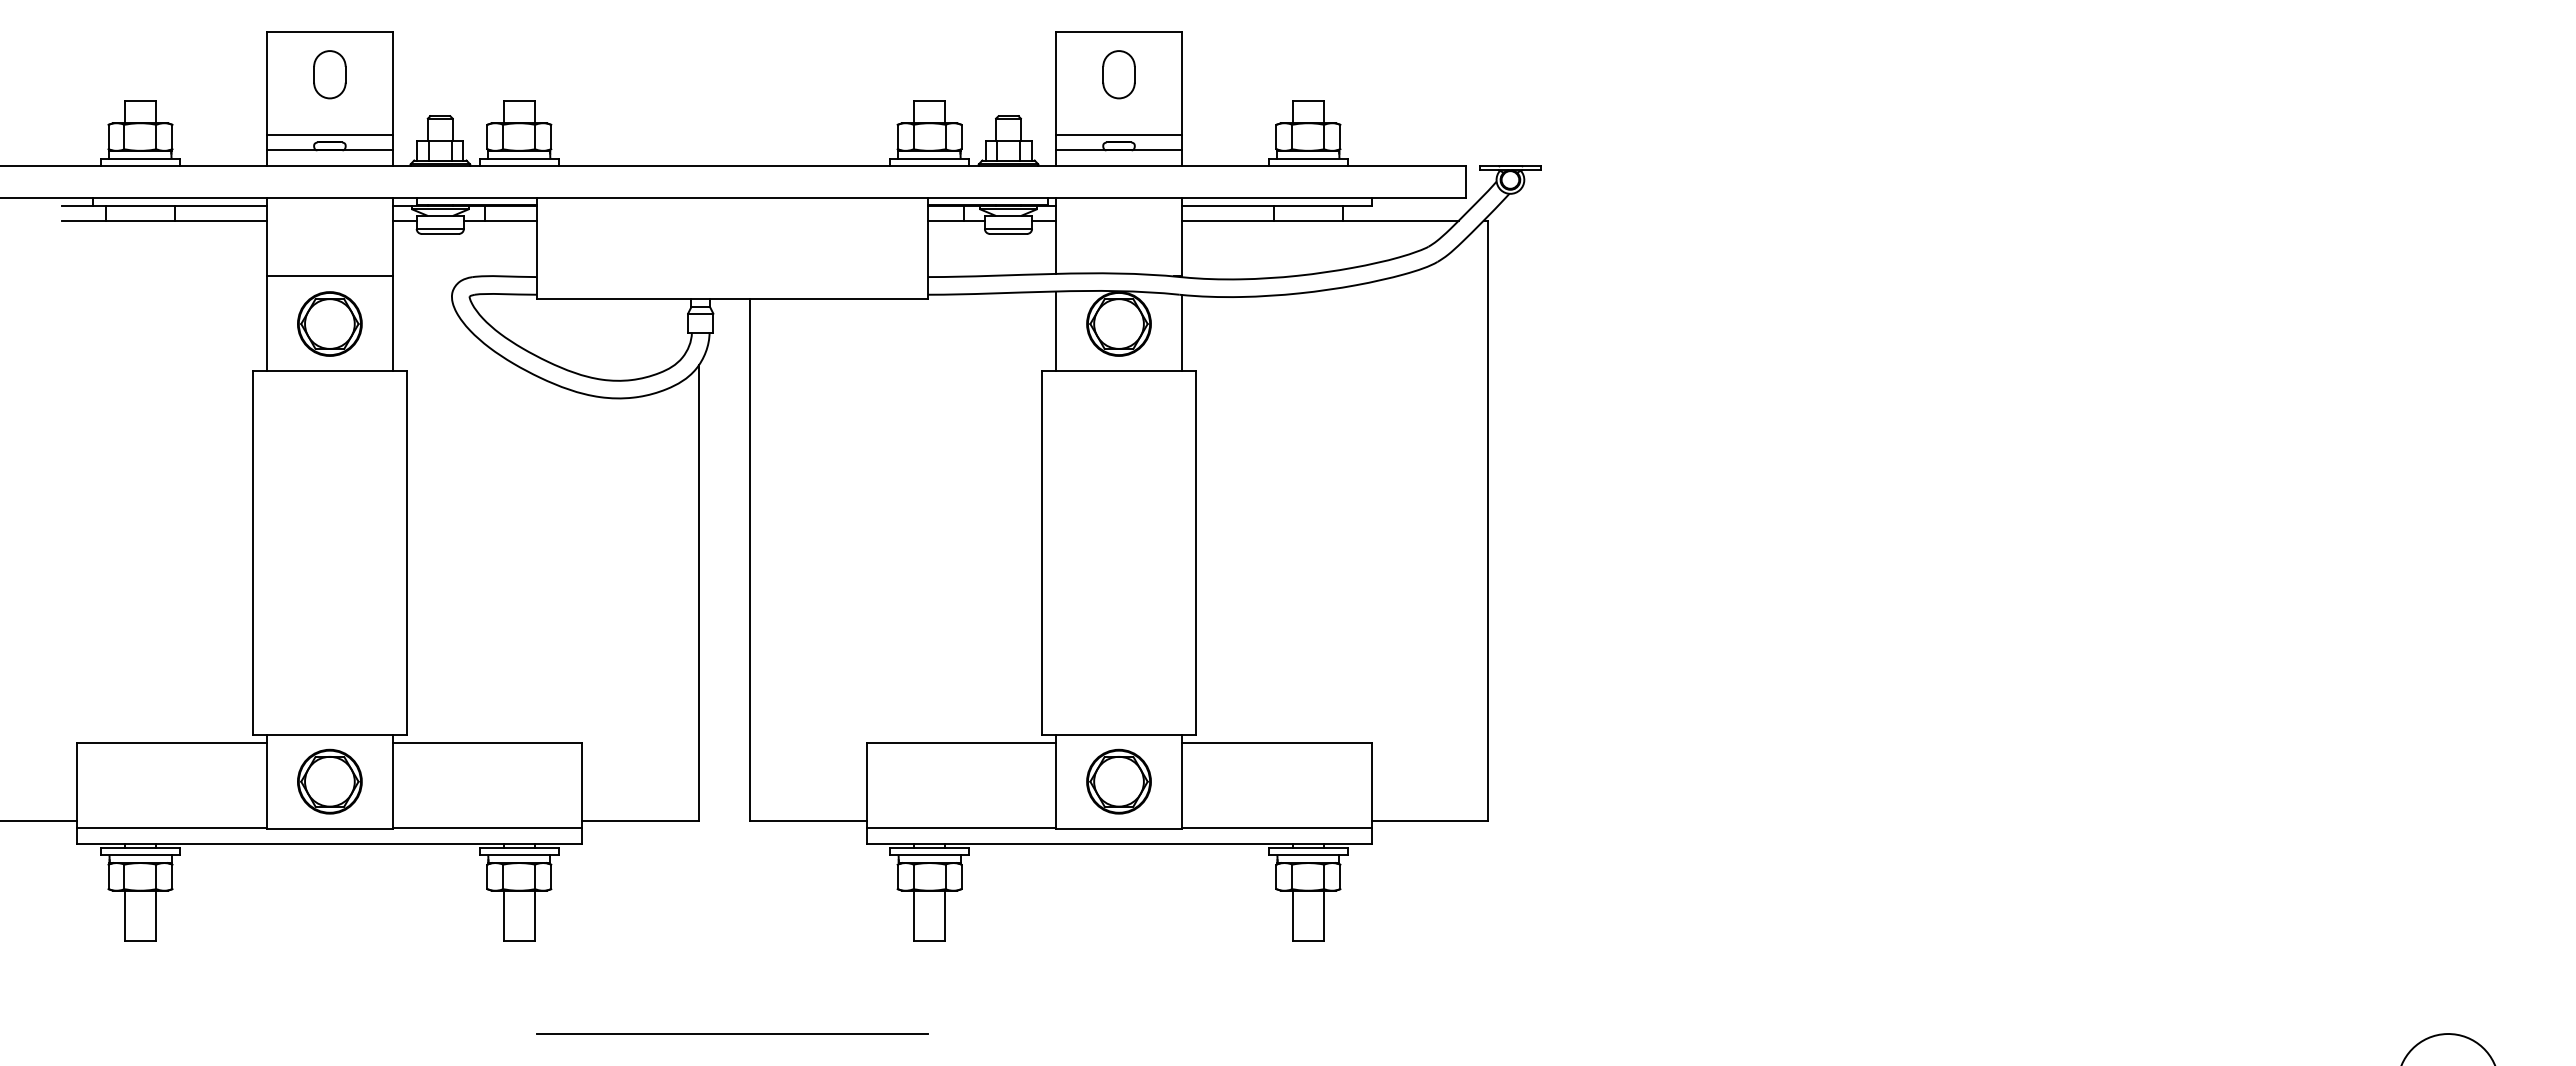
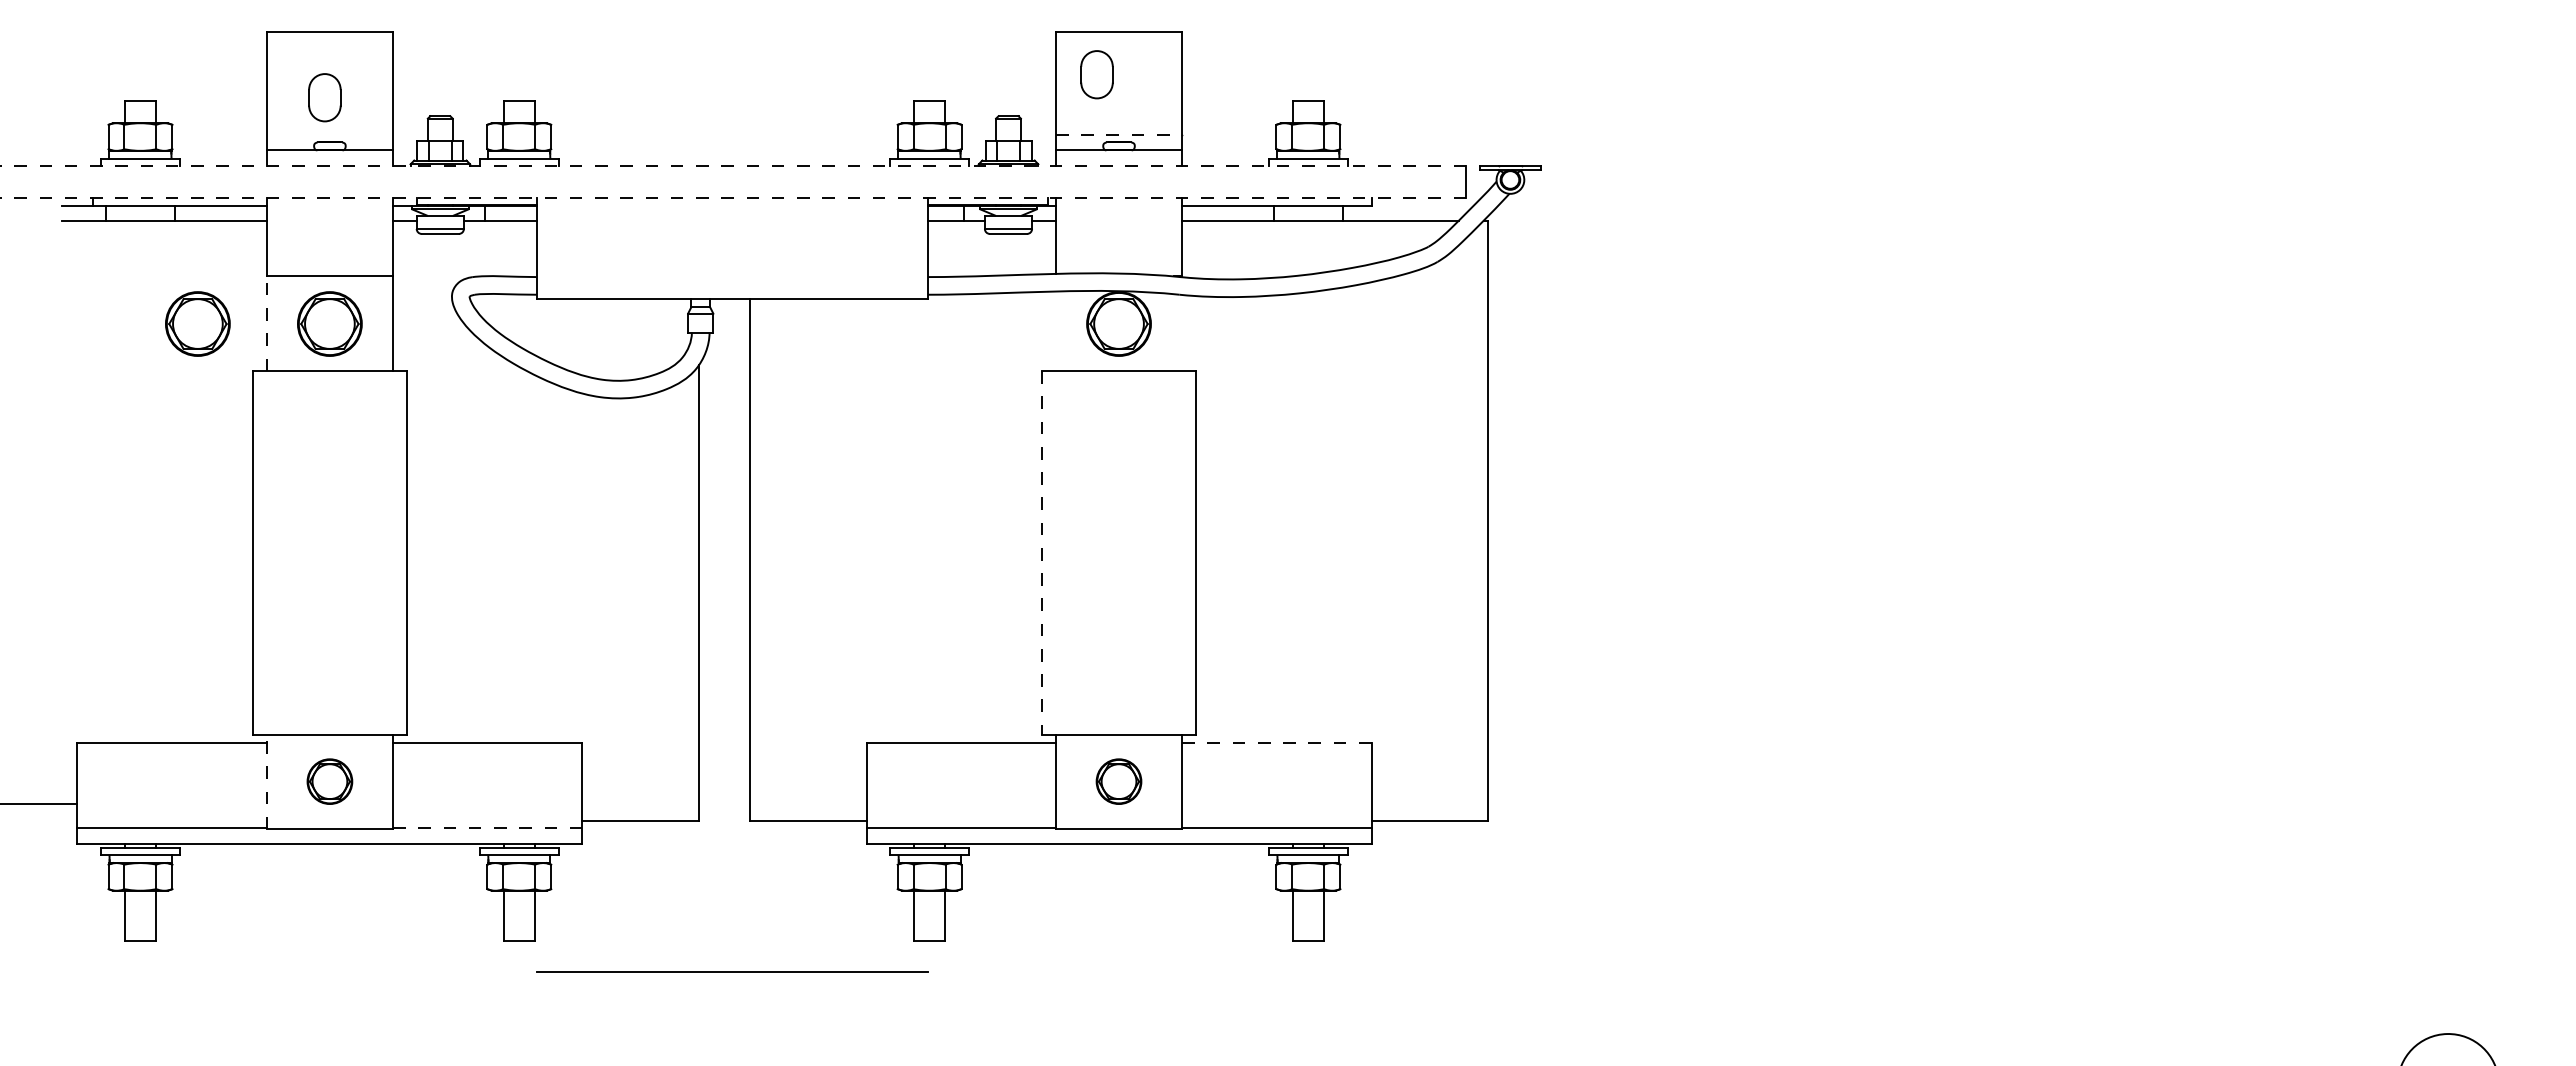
part position: (329, 74) -> (324, 97) (324, 97)
part position: (1118, 74) -> (1096, 74) (1096, 74)
line: present -> none (329, 134)
line: solid -> dashed (1119, 134)
line: solid -> dashed (733, 166)
line: solid -> dashed (733, 197)
part: none -> present (197, 323)
line: solid -> dashed (266, 323)
line: present -> none (1055, 331)
line: present -> none (1182, 333)
line: solid -> dashed (1042, 552)
line: solid -> dashed (1276, 742)
line: solid -> dashed (266, 781)
part size: 66x67 px -> 48x47 px (329, 781)
part size: 66x67 px -> 48x47 px (1118, 781)
line position: (39, 820) -> (39, 803) (39, 803)
line: solid -> dashed (487, 827)
line position: (732, 1033) -> (732, 971) (732, 971)
